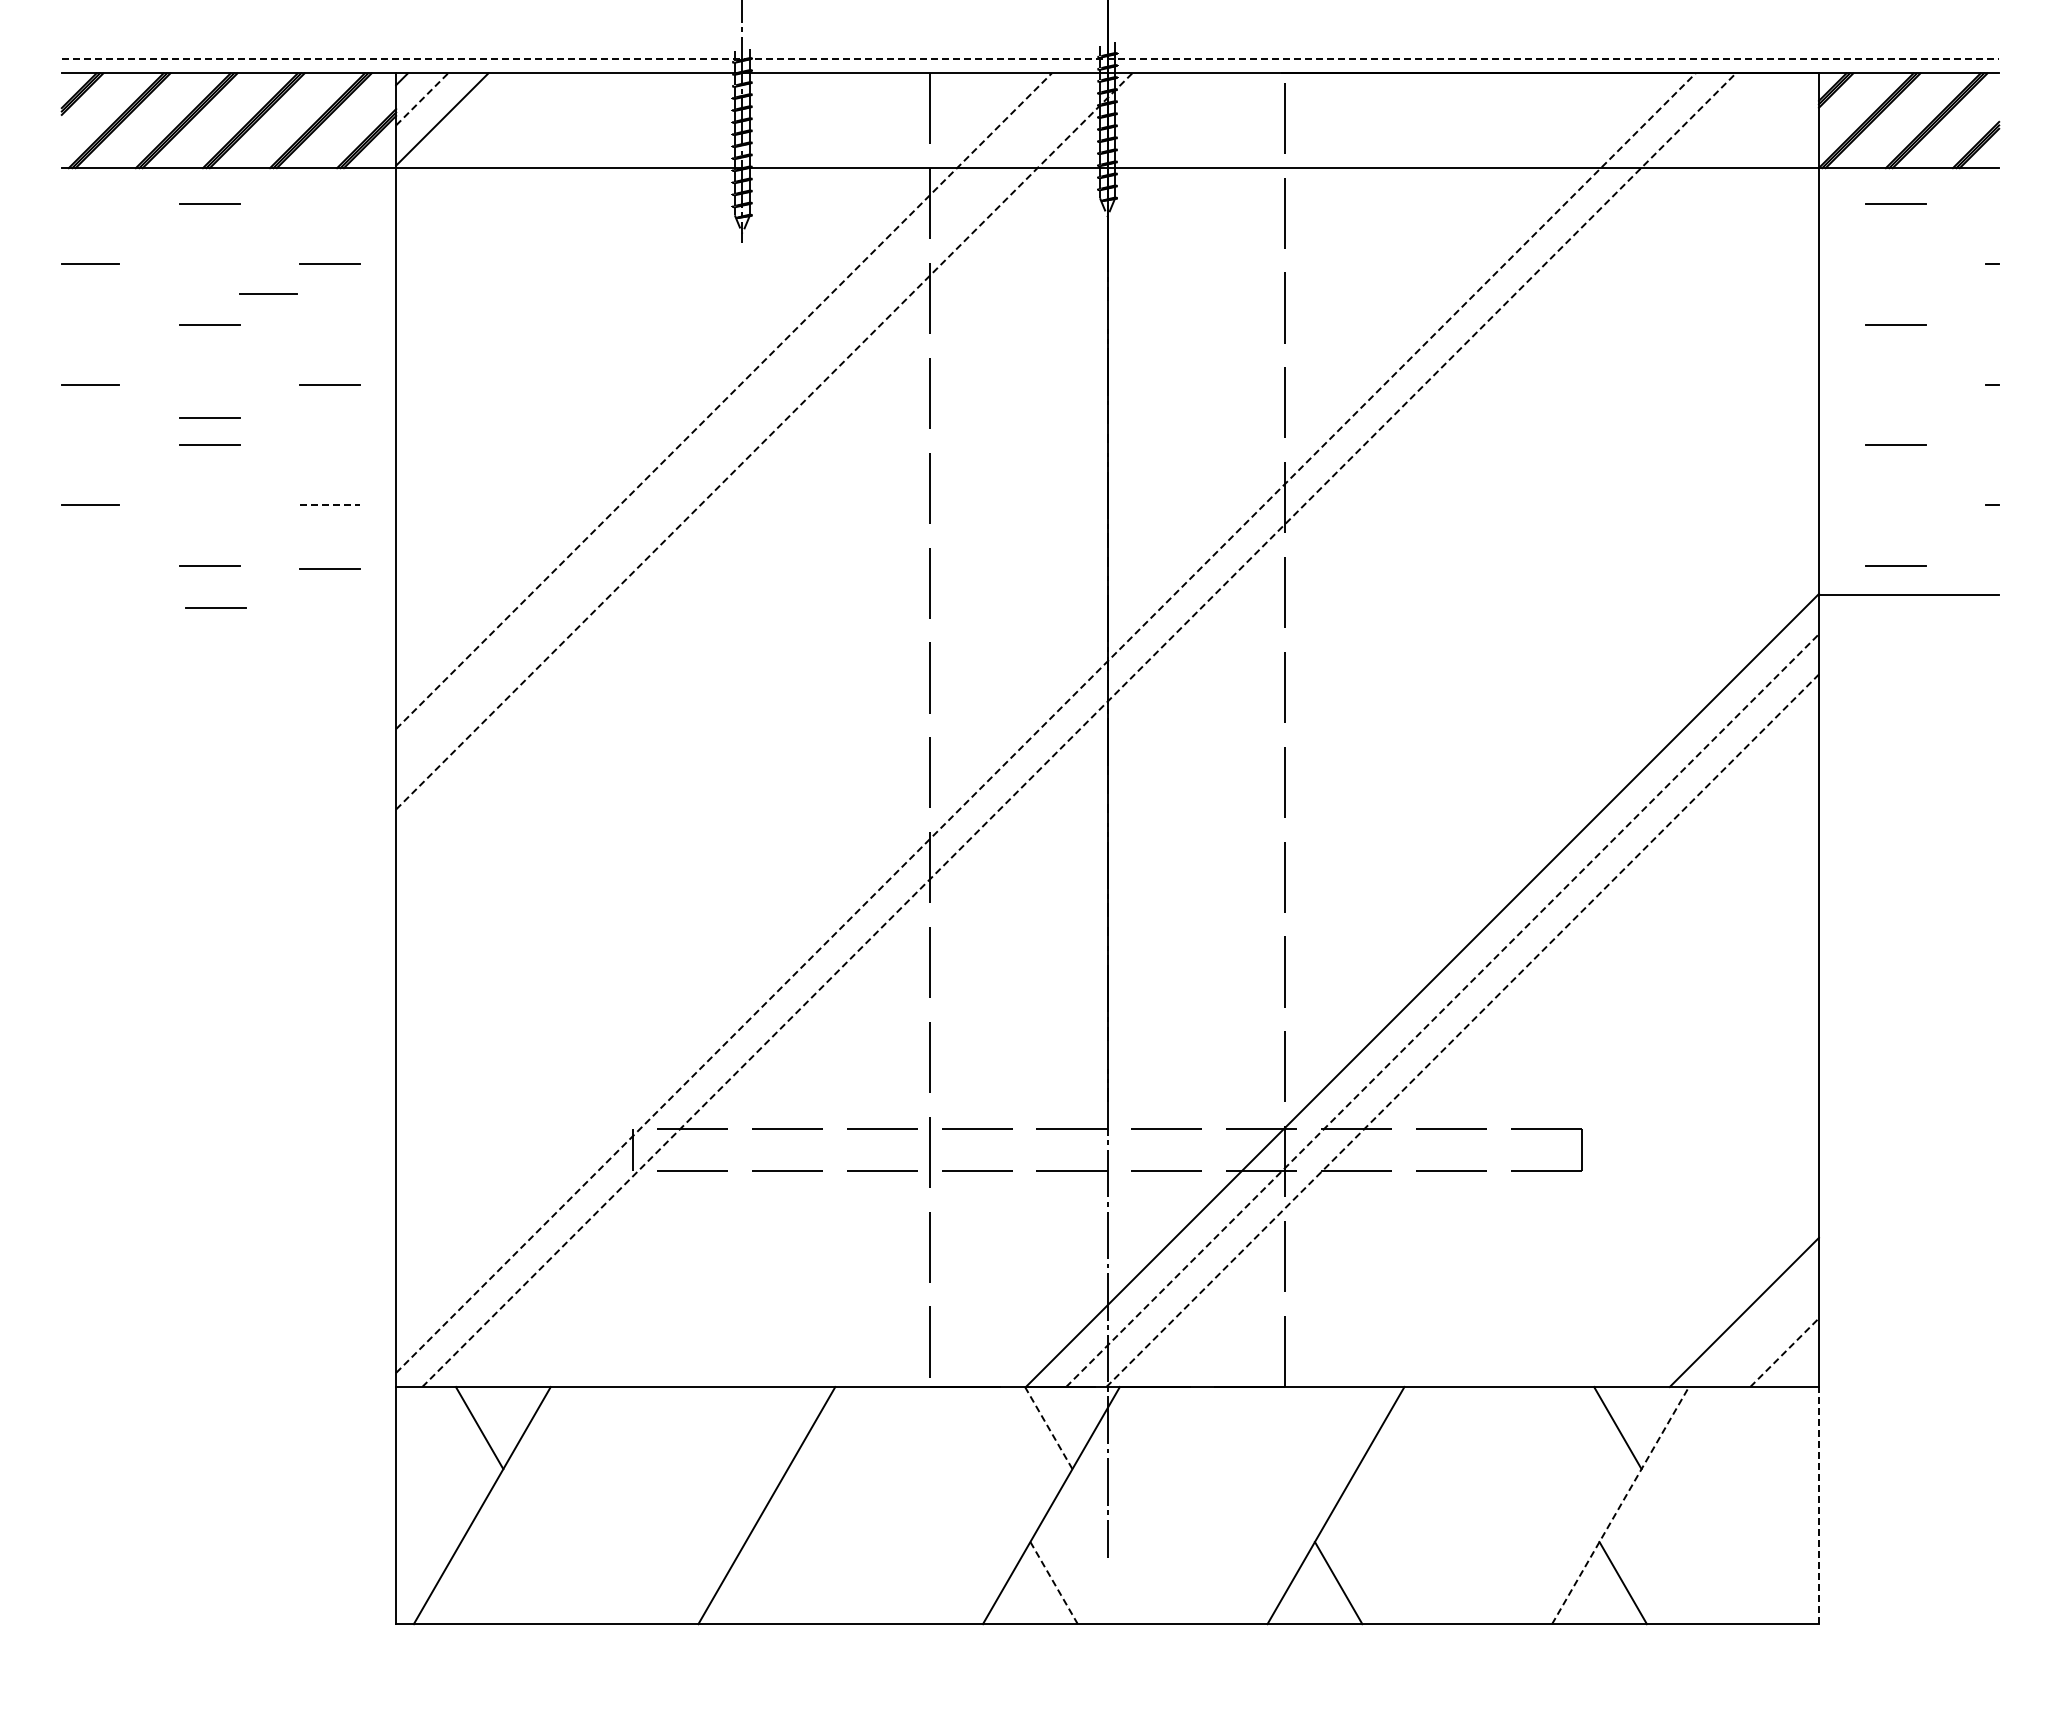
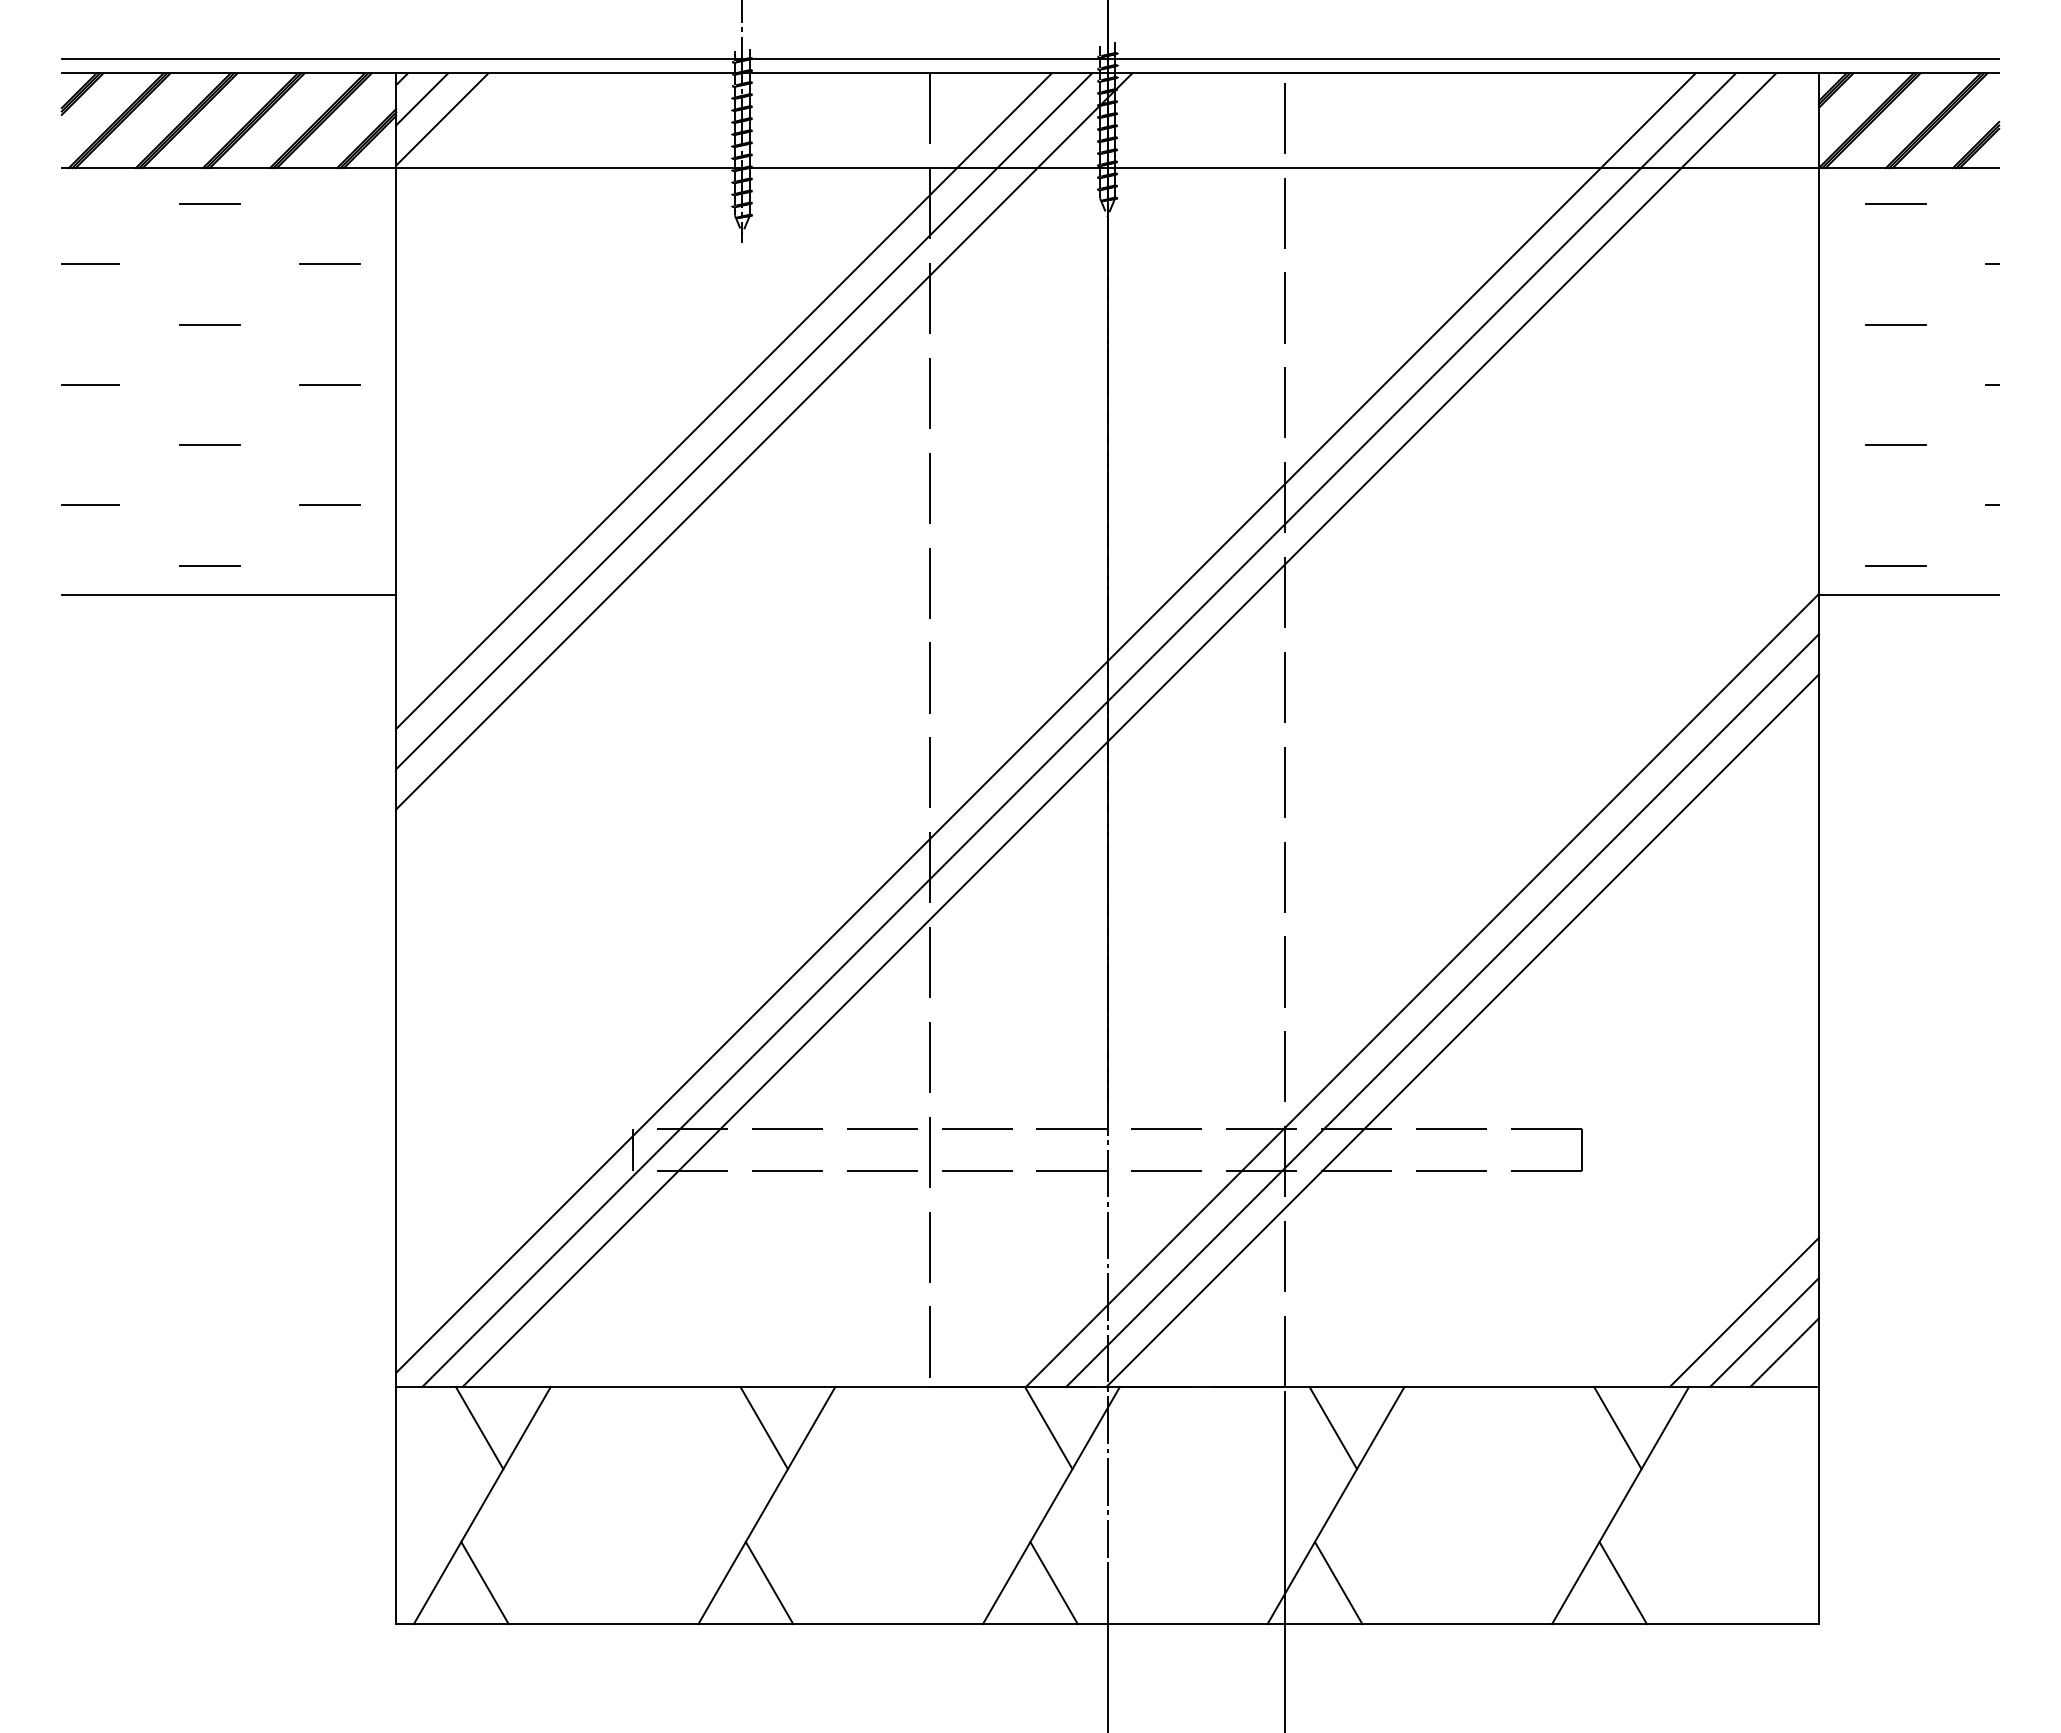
line: dashed -> solid (1030, 59)
line: dashed -> solid (422, 99)
line: present -> none (268, 293)
line: dashed -> solid (724, 401)
line: present -> none (209, 417)
line: none -> present (744, 421)
line: dashed -> solid (764, 441)
line: dashed -> solid (330, 505)
line: present -> none (329, 568)
line: none -> present (228, 595)
line: present -> none (215, 607)
line: dashed -> solid (1045, 723)
line: dashed -> solid (1079, 730)
line: none -> present (1119, 730)
line: dashed -> solid (1442, 1010)
line: dashed -> solid (1462, 1030)
line: none -> present (1764, 1332)
line: dashed -> solid (1784, 1352)
line: dashed -> solid (1048, 1427)
line: none -> present (763, 1428)
line: none -> present (1333, 1428)
line: dashed -> solid (1620, 1505)
line: dashed -> solid (1818, 1505)
line: none -> present (1285, 1559)
line: none -> present (484, 1582)
line: none -> present (769, 1582)
line: dashed -> solid (1054, 1583)
line: none -> present (1107, 1645)
